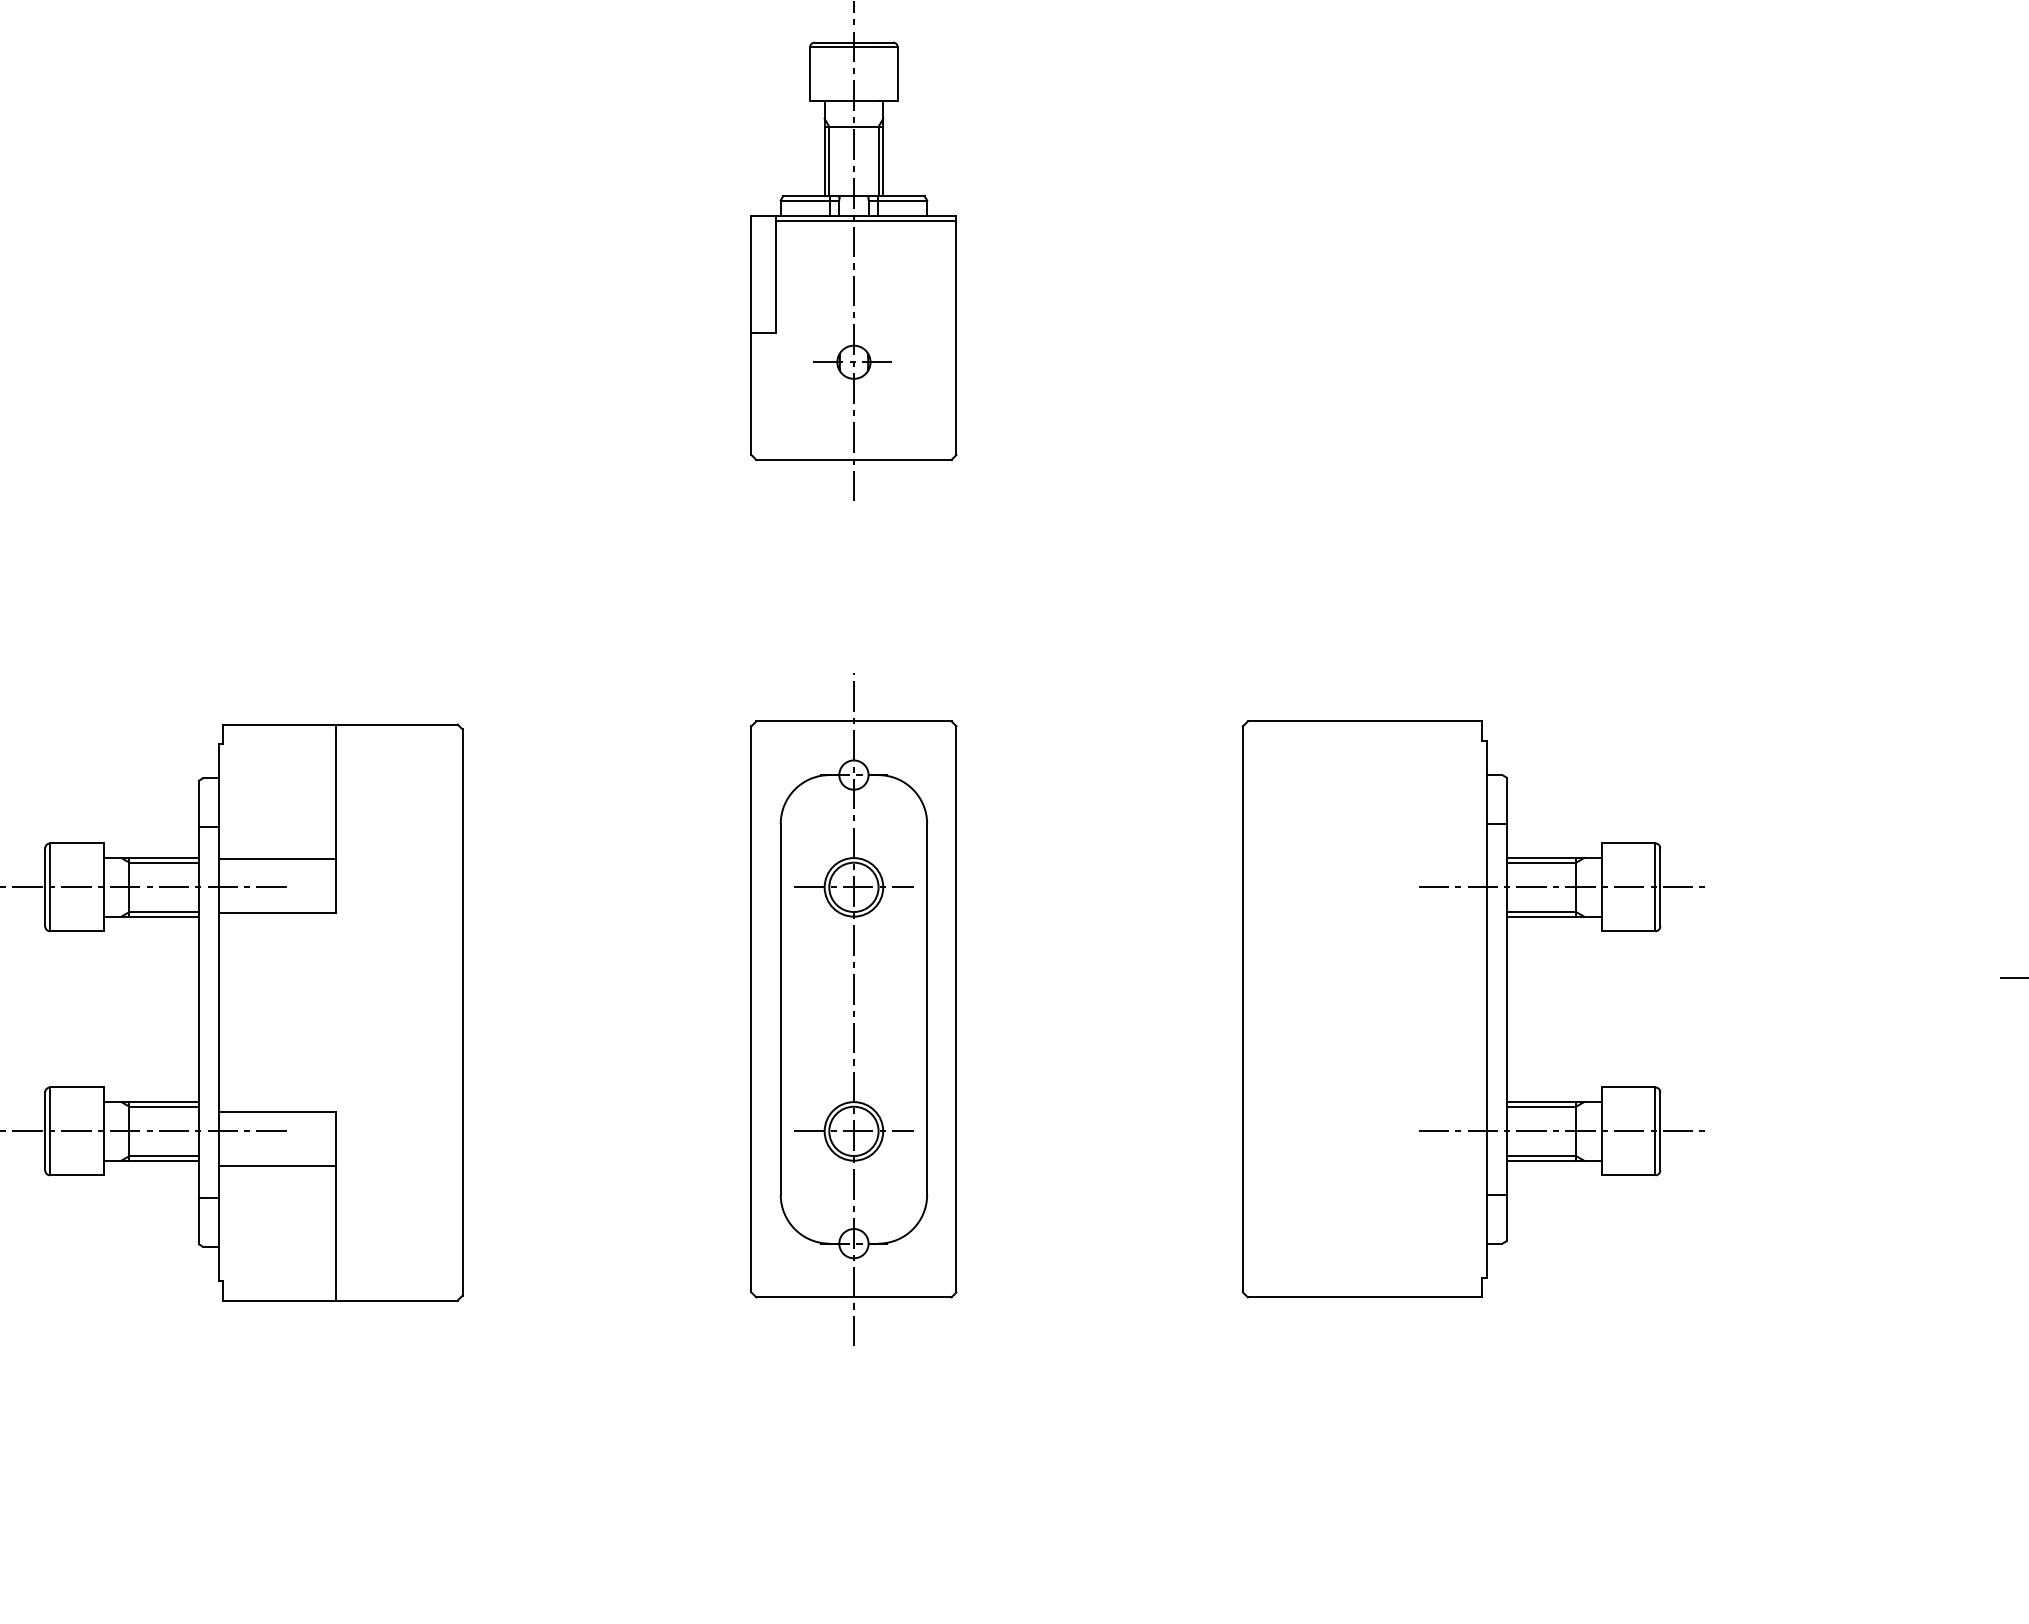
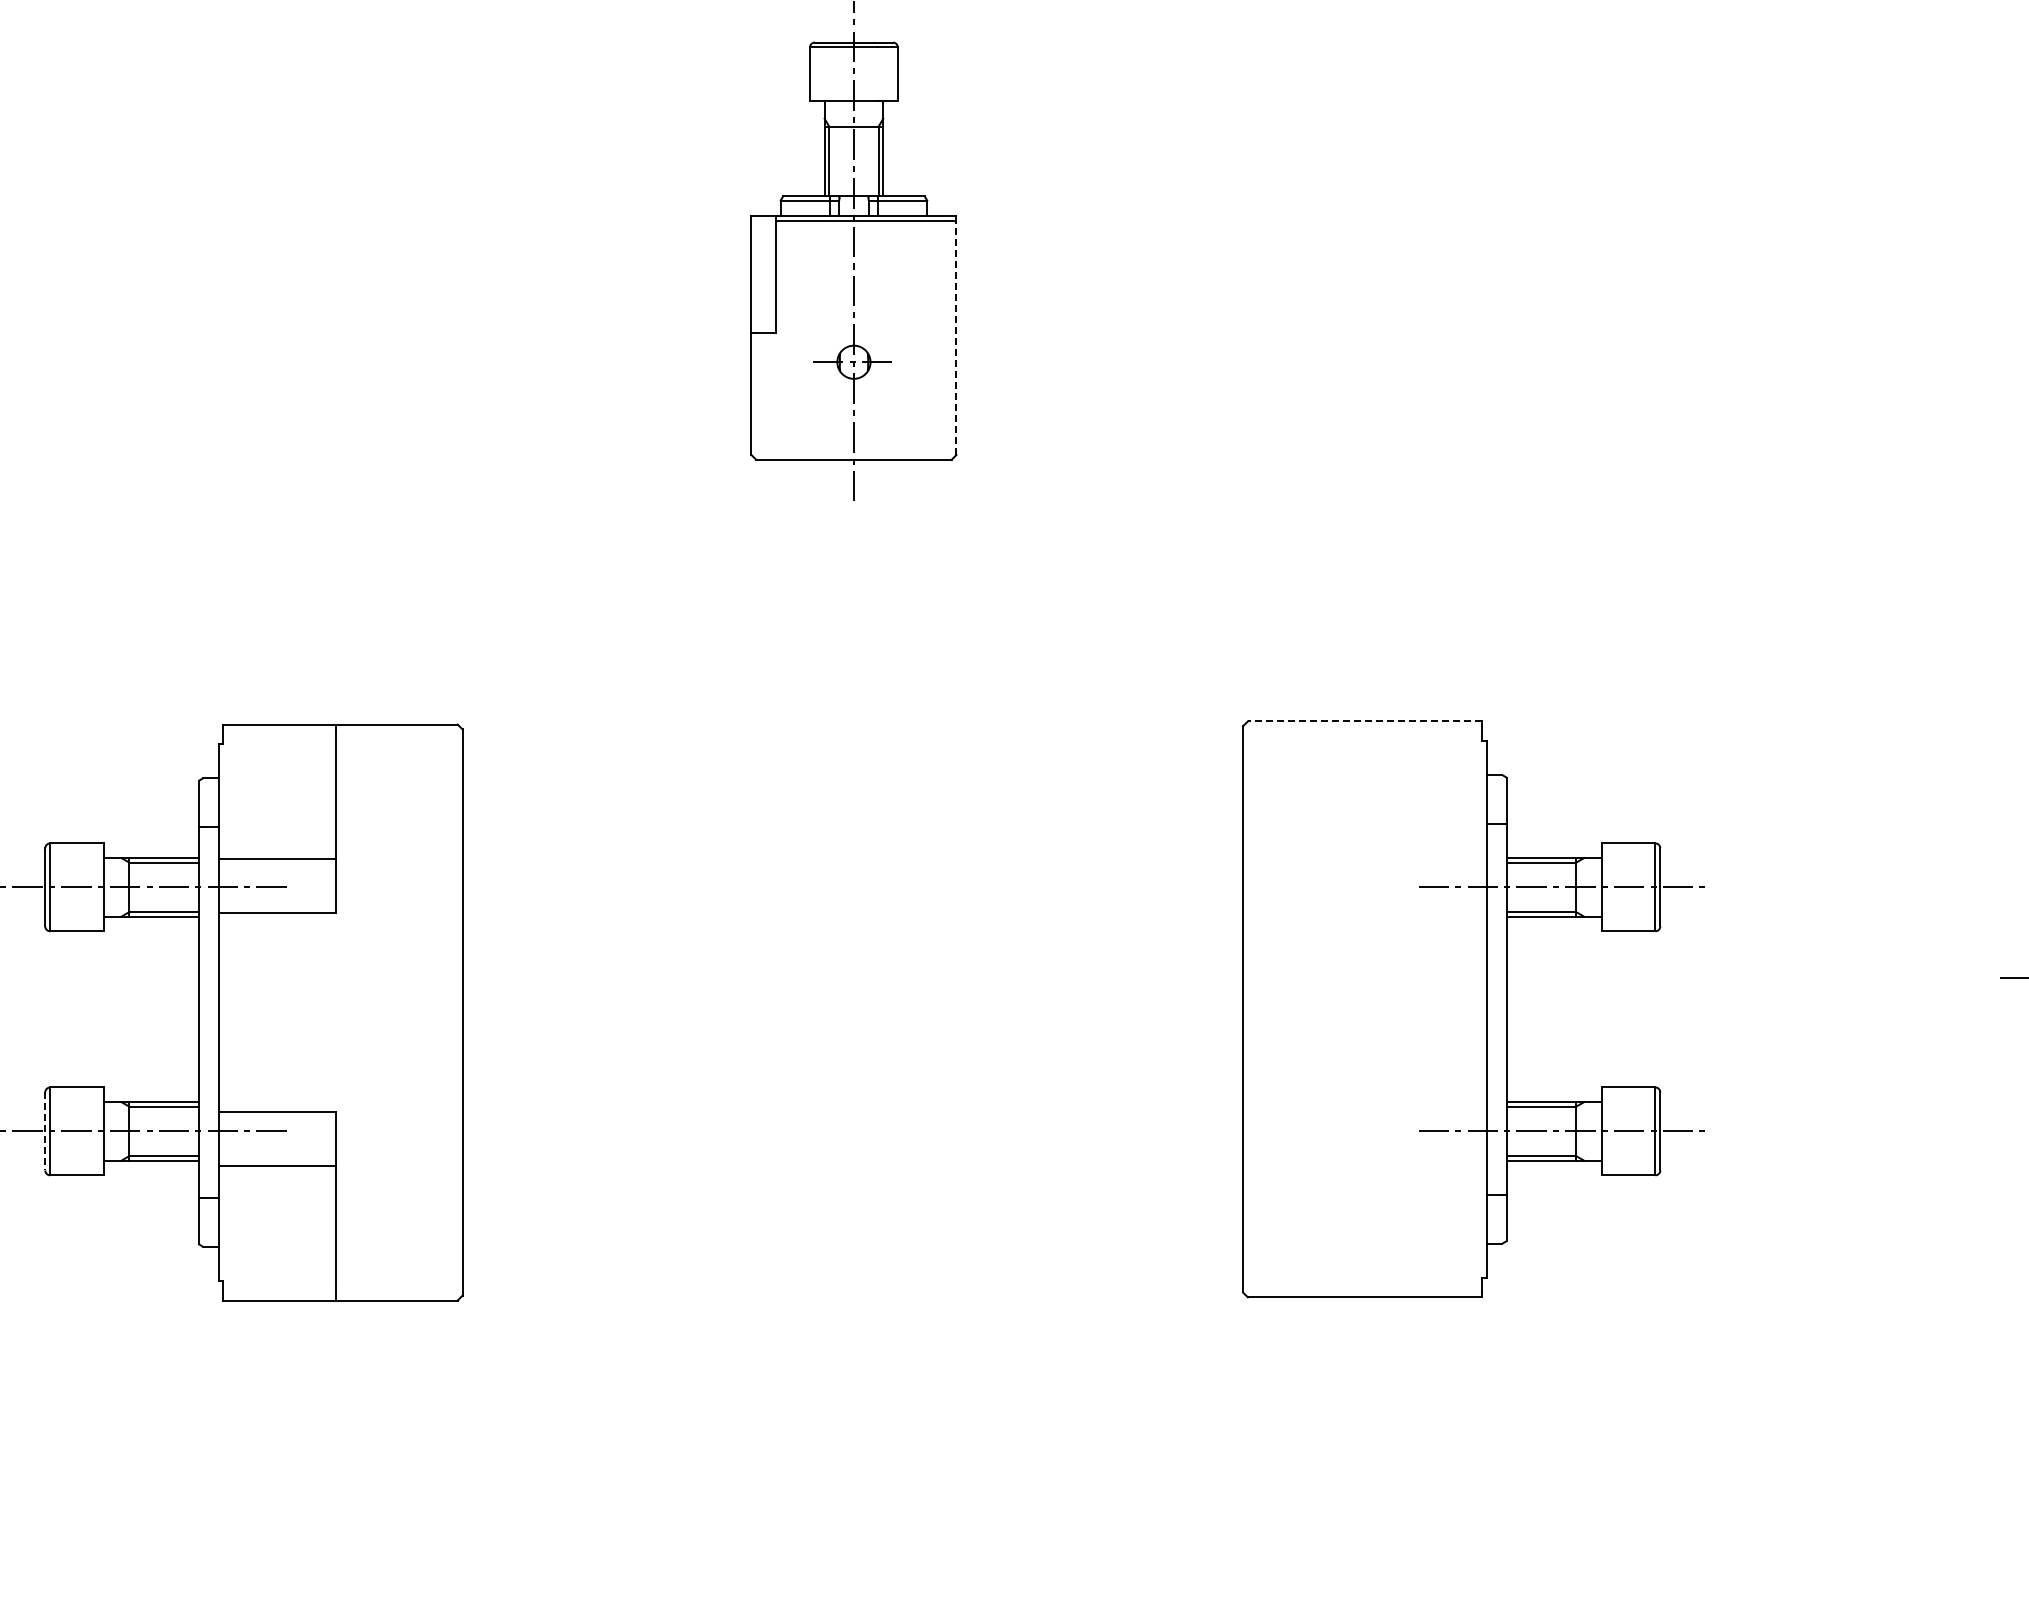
line: solid -> dashed (956, 337)
line: solid -> dashed (1364, 721)
part: present -> none (853, 1009)
line: solid -> dashed (45, 1131)
